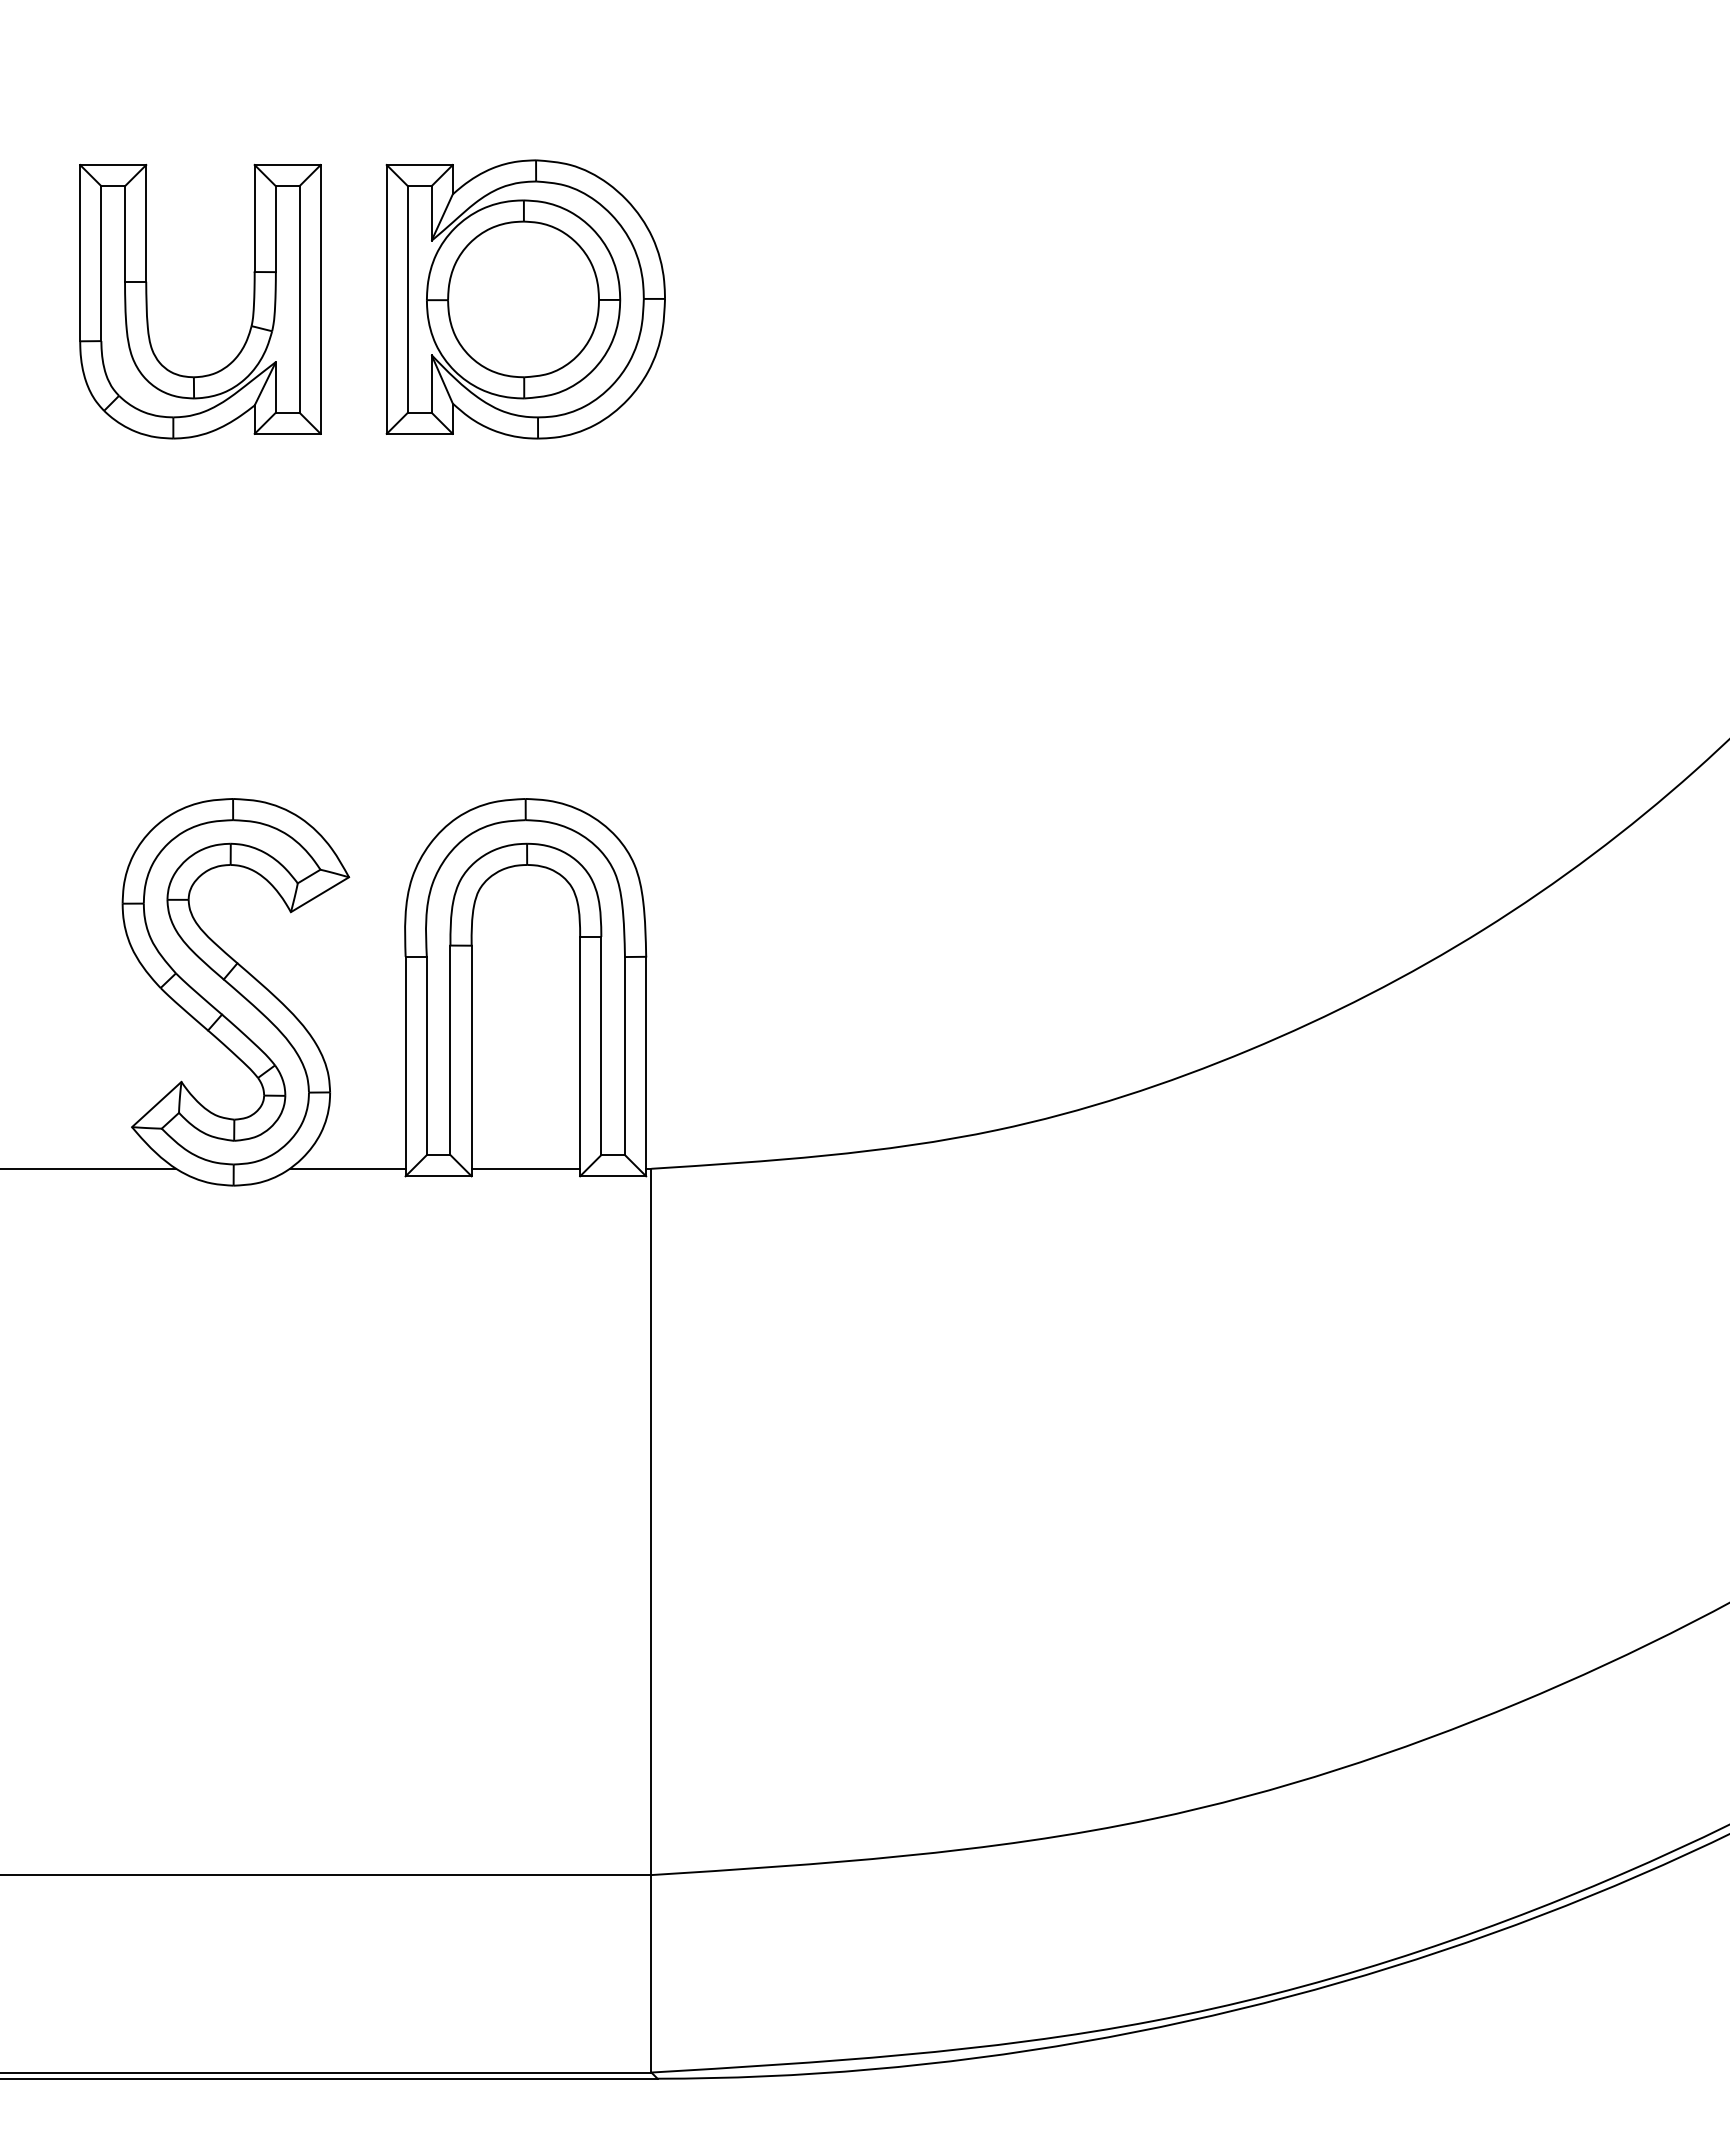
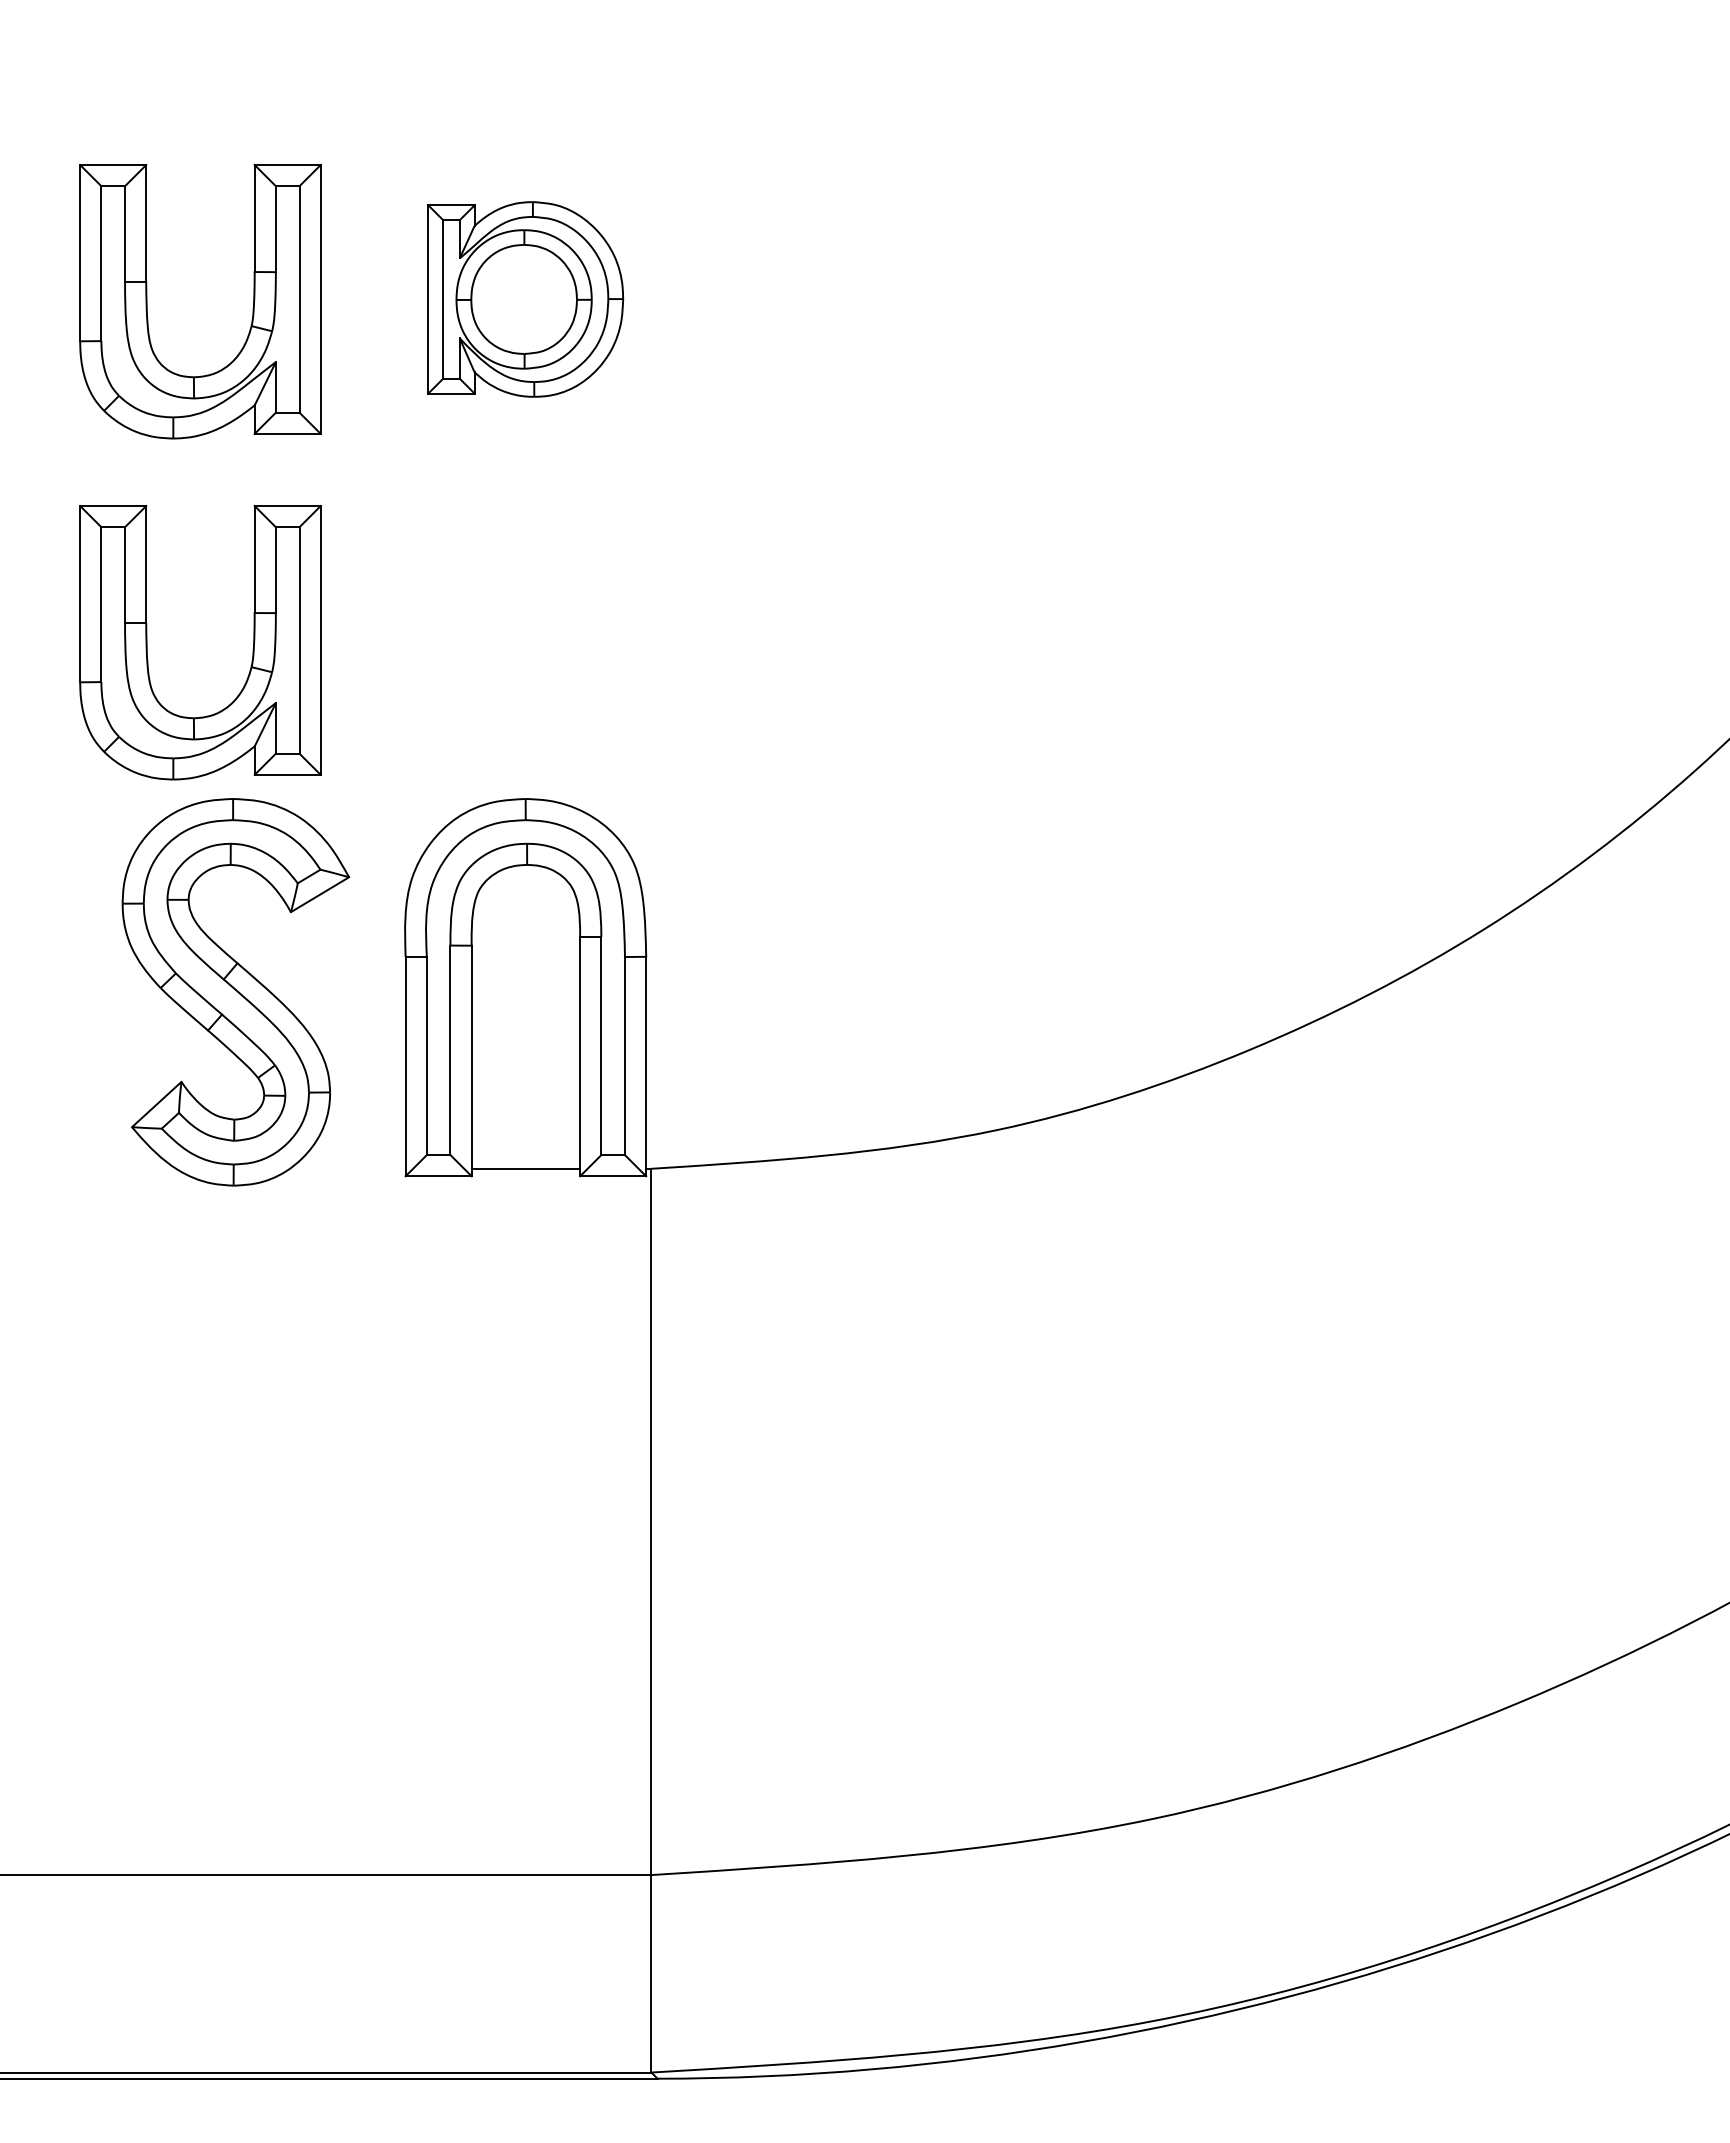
part size: 281x281 px -> 198x197 px (525, 299)
part: none -> present (252, 649)
line: present -> none (89, 1168)
line: present -> none (347, 1168)
